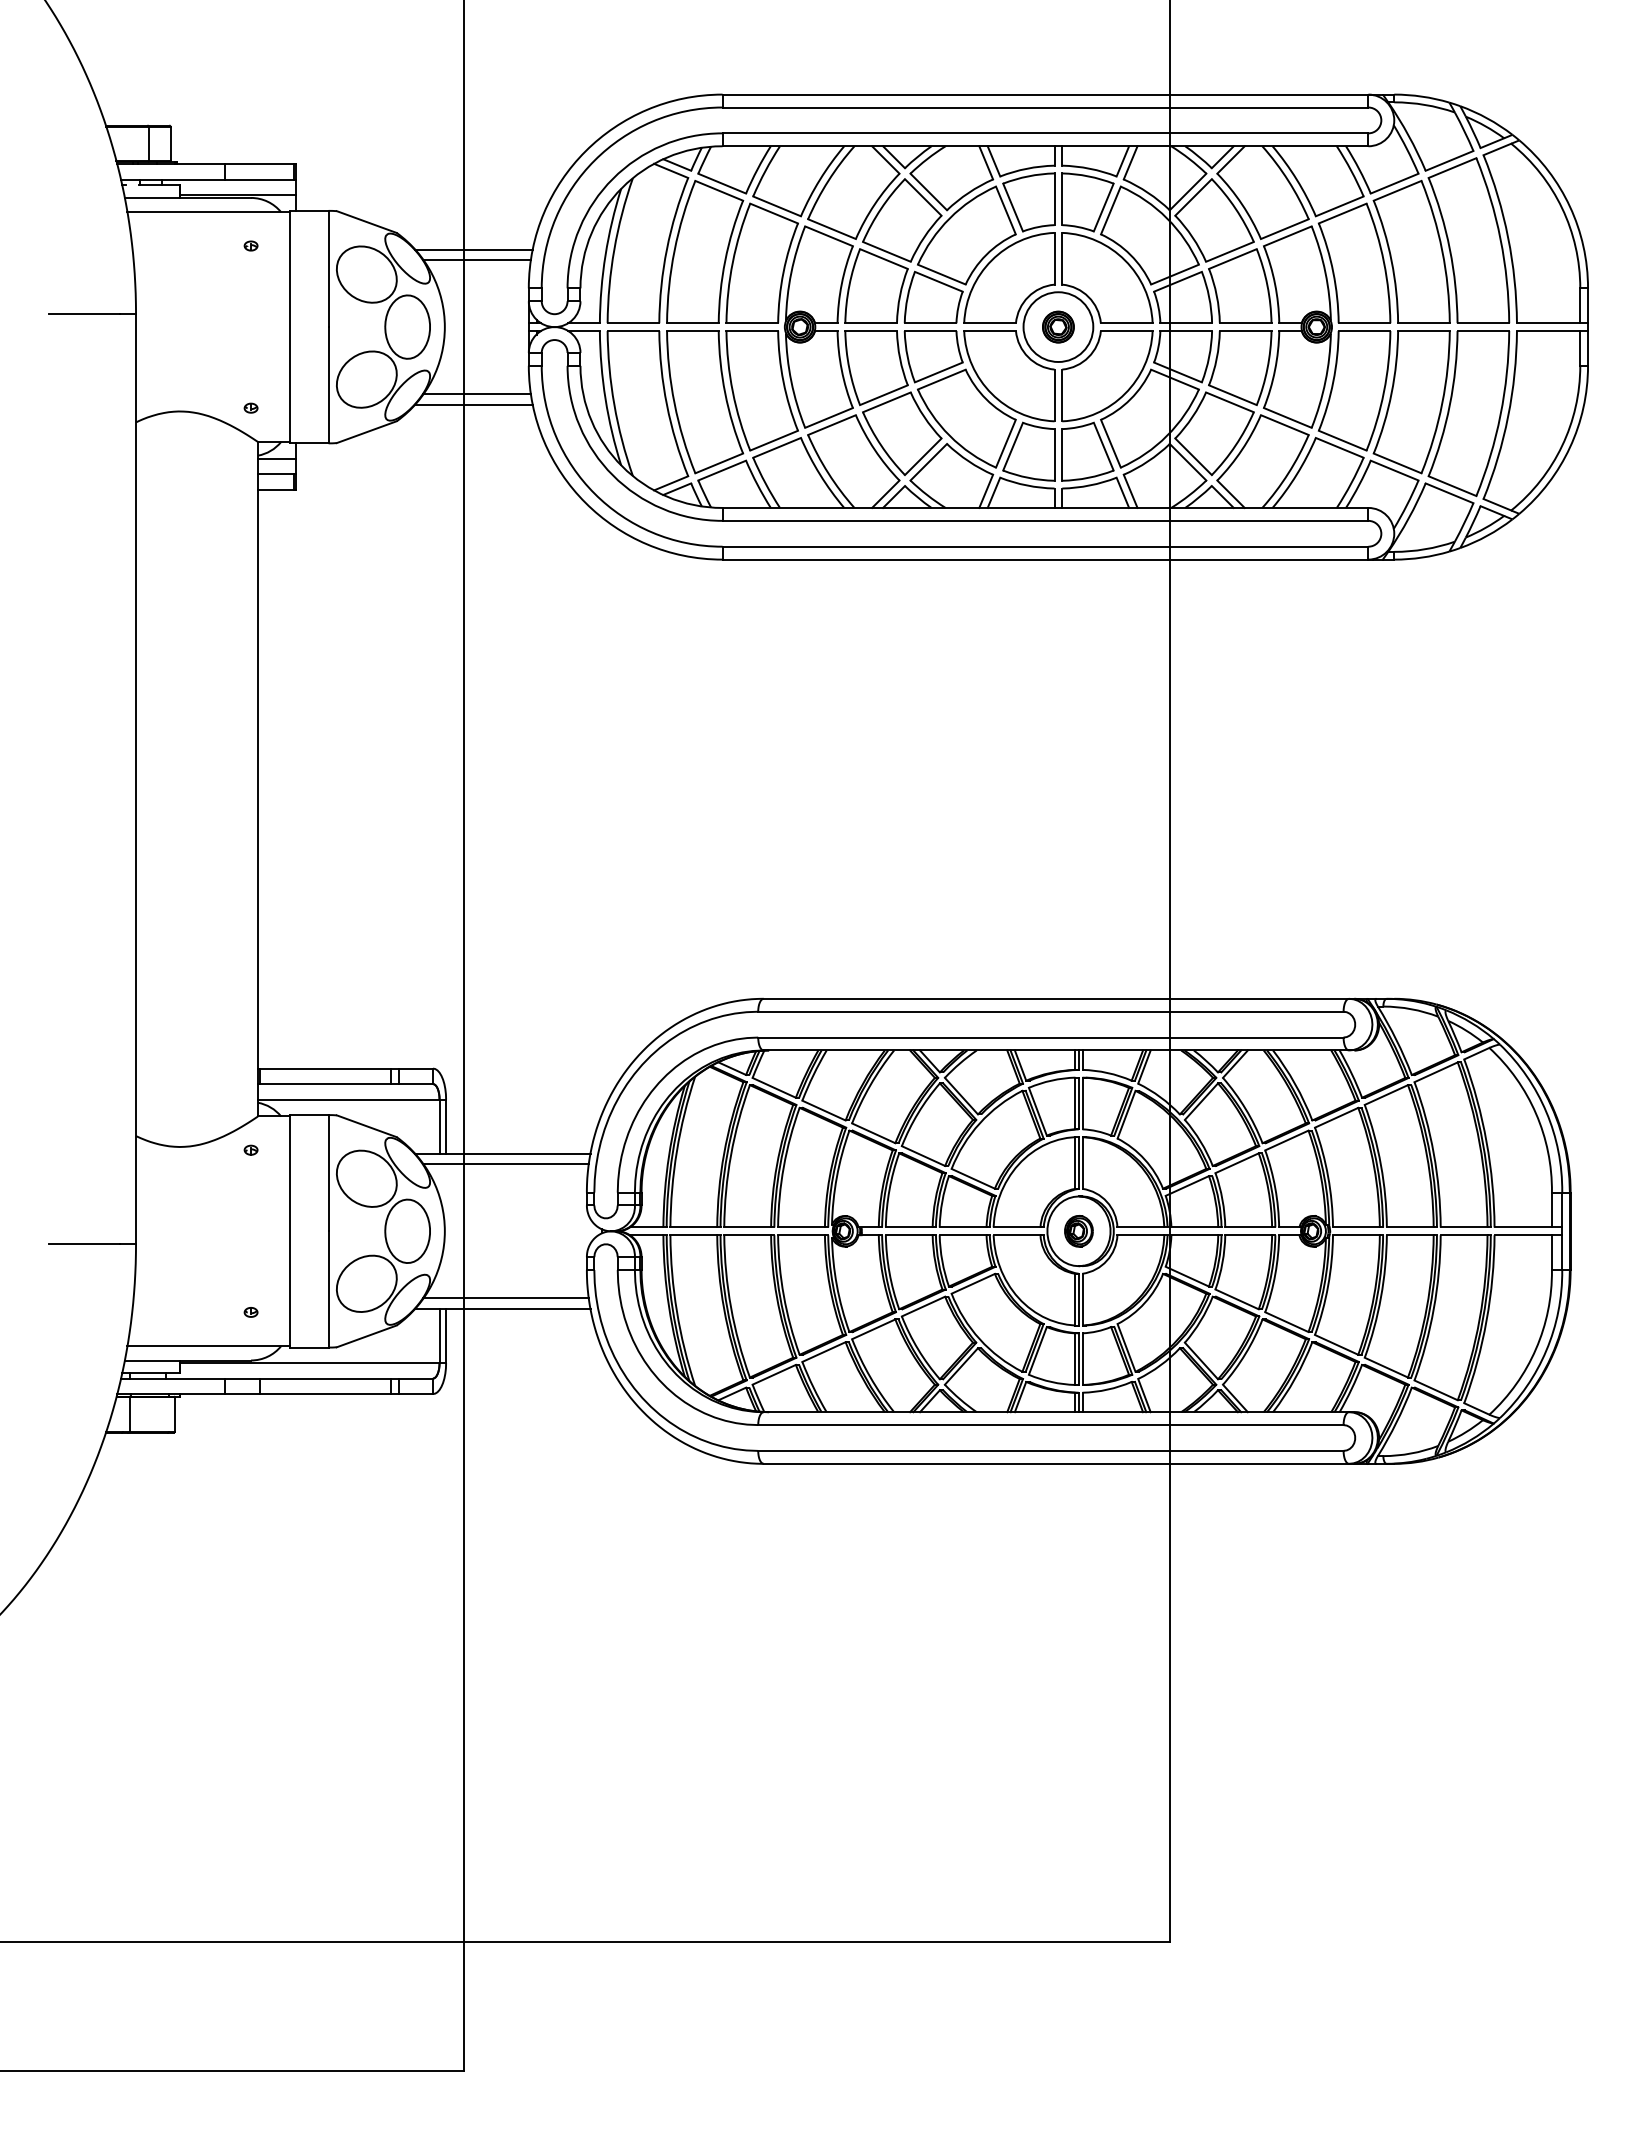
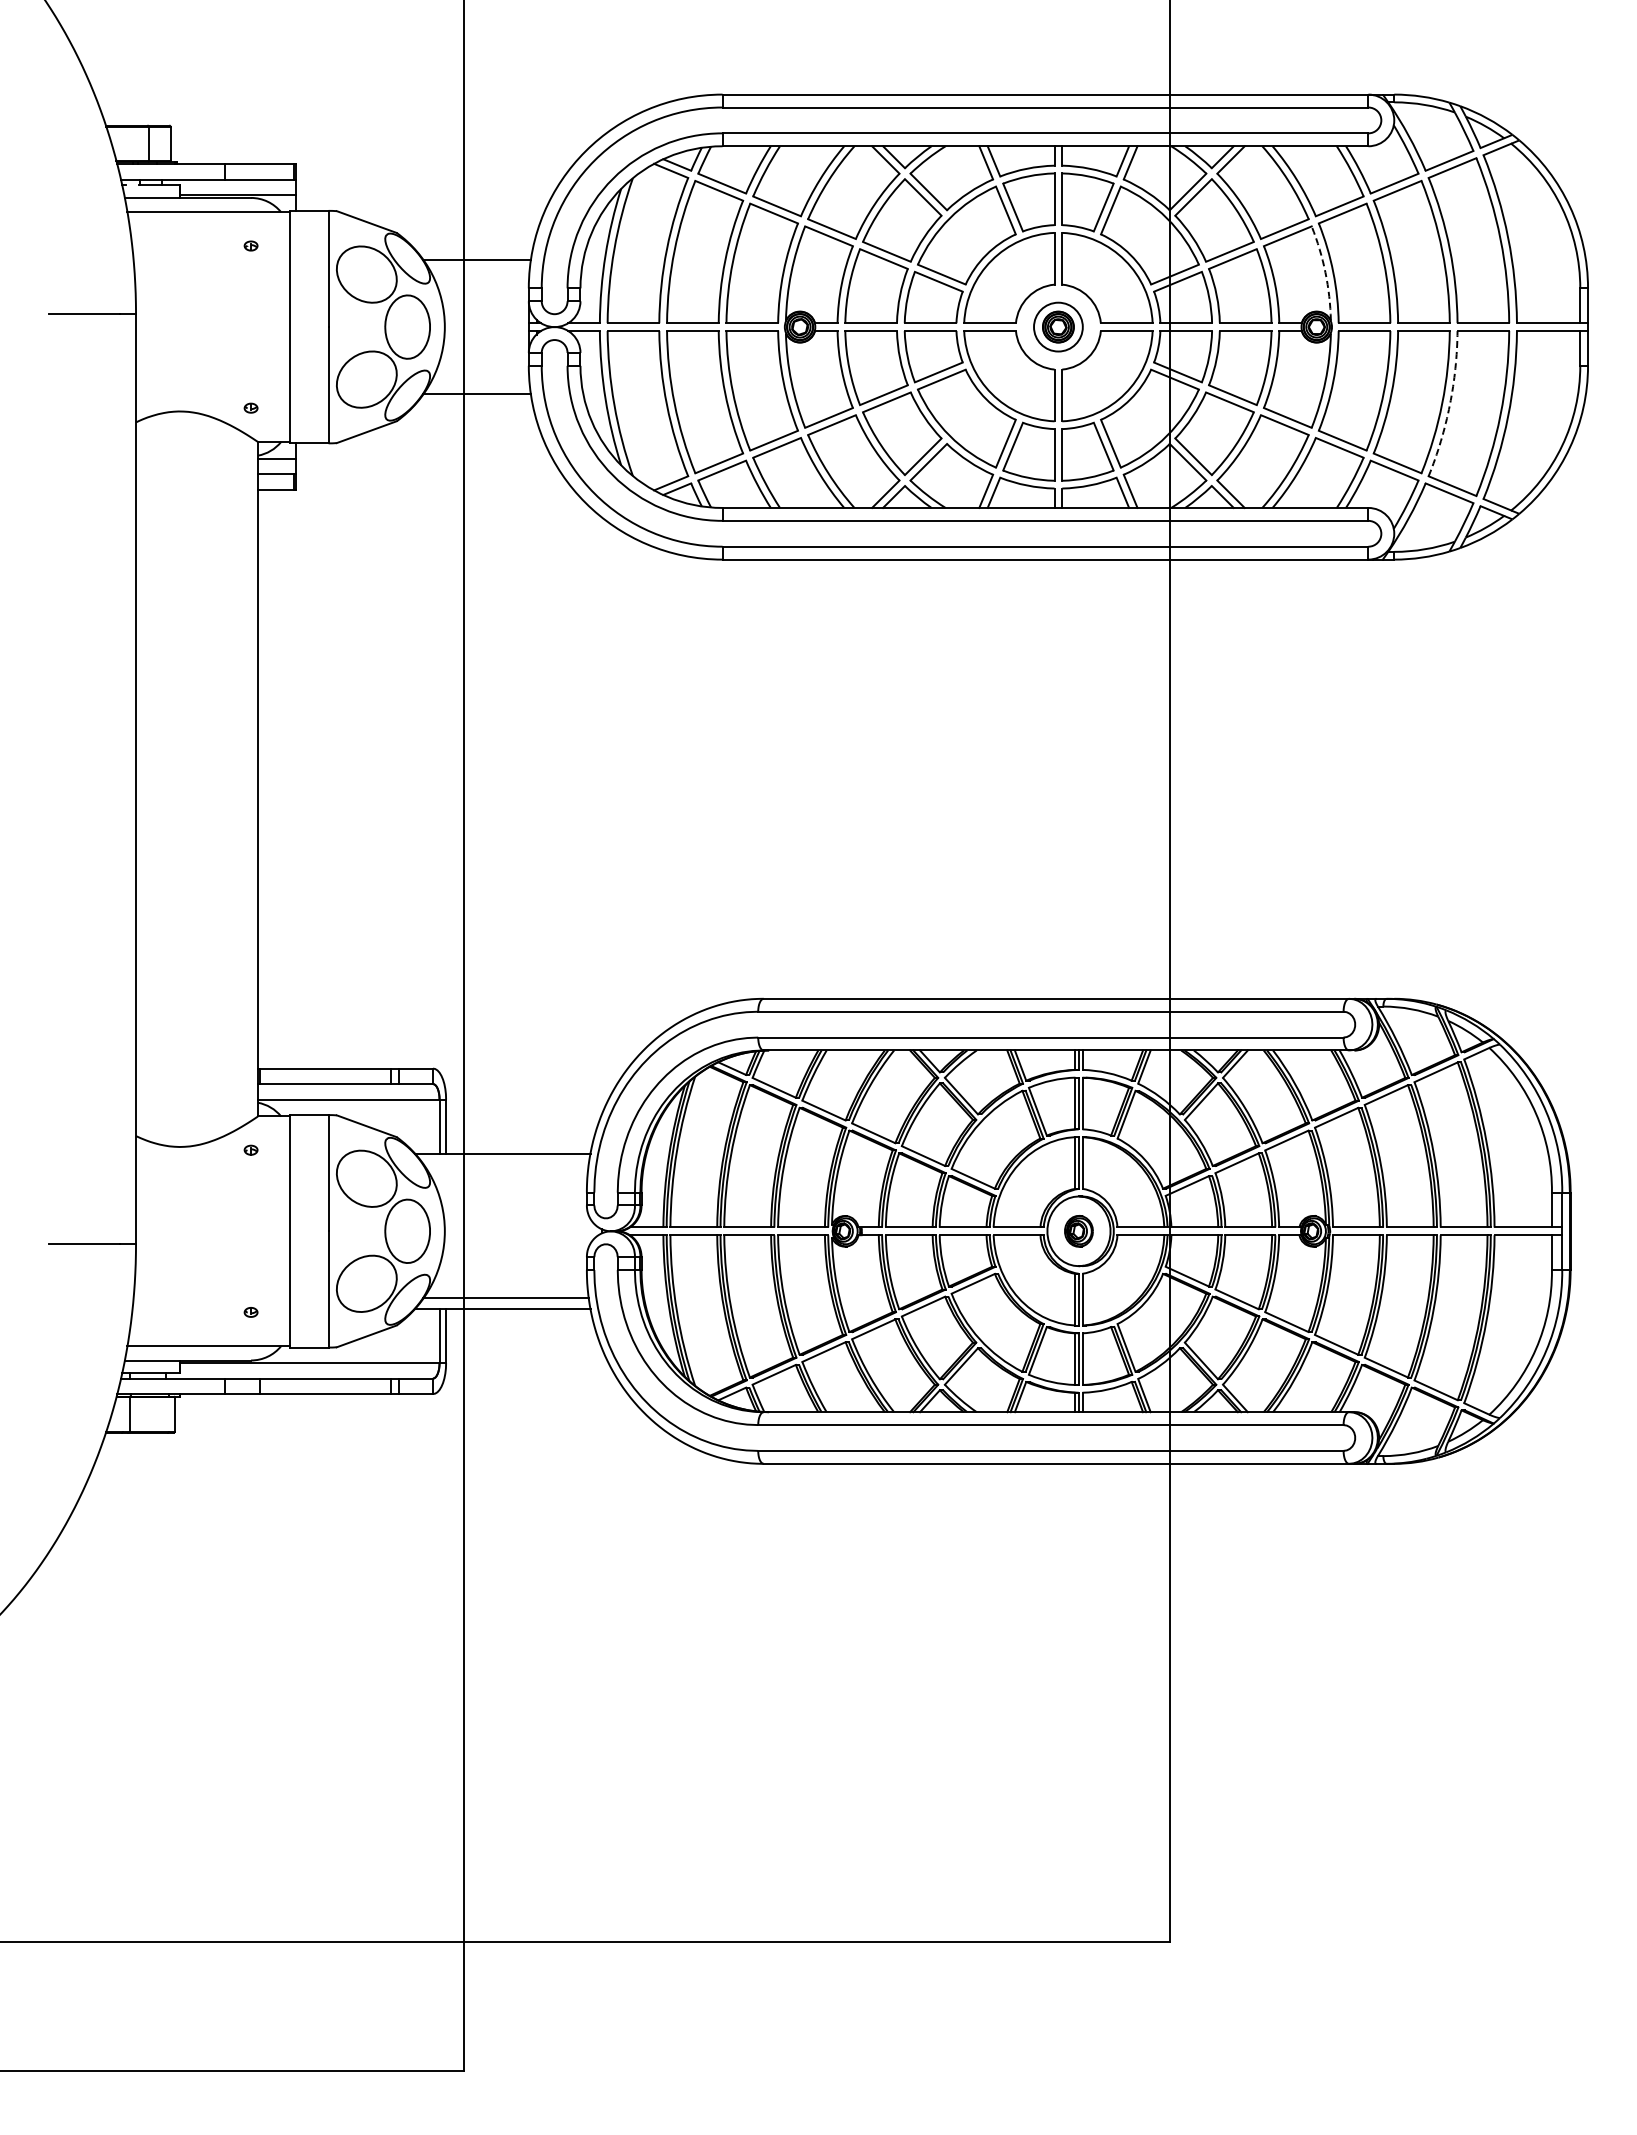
line: present -> none (473, 249)
arc: solid -> dashed (1325, 272)
circle diameter: 70 px -> 49 px (1058, 326)
line: present -> none (473, 404)
arc: solid -> dashed (1449, 404)
line: present -> none (505, 1164)
